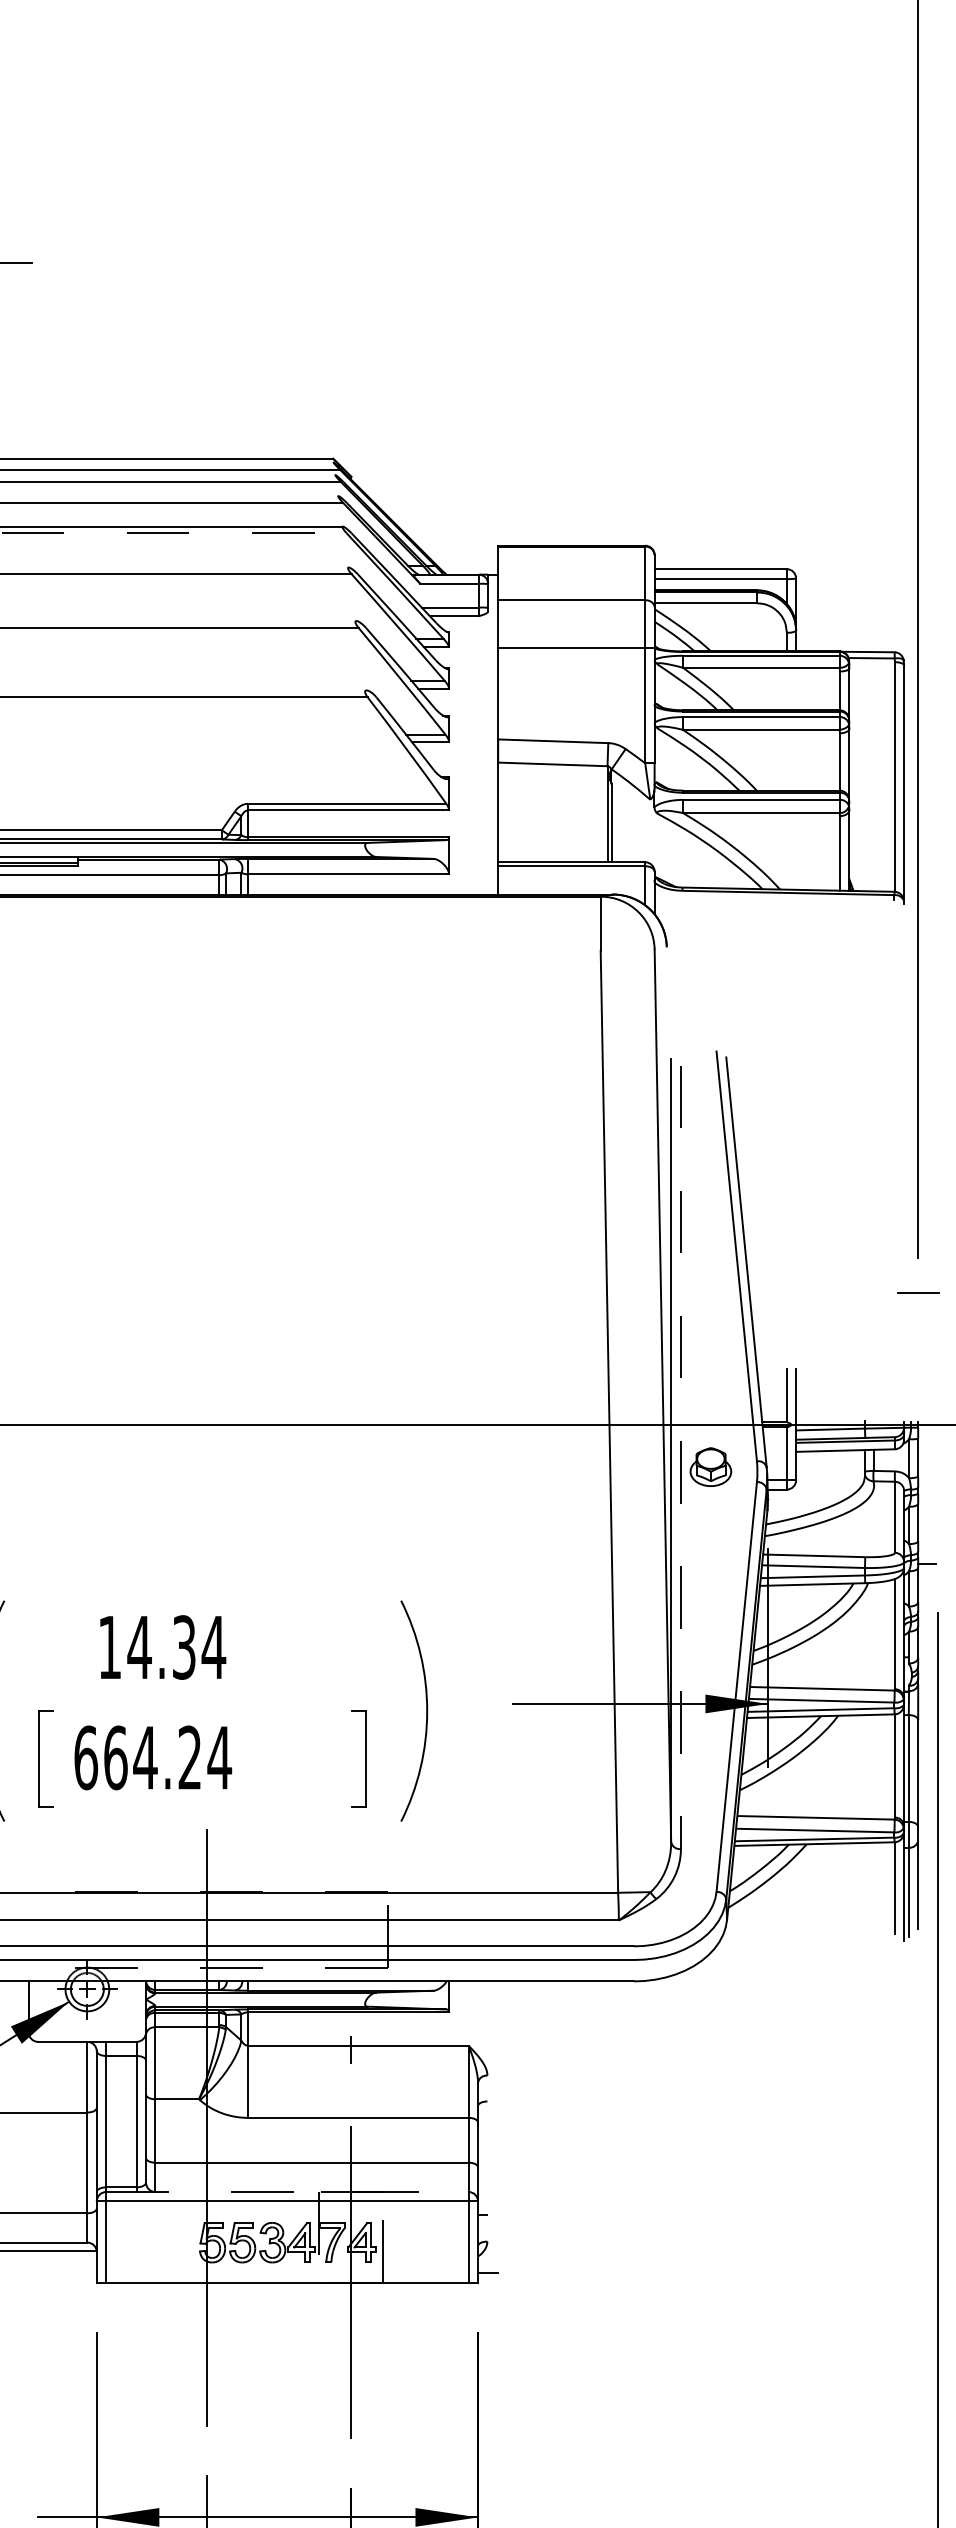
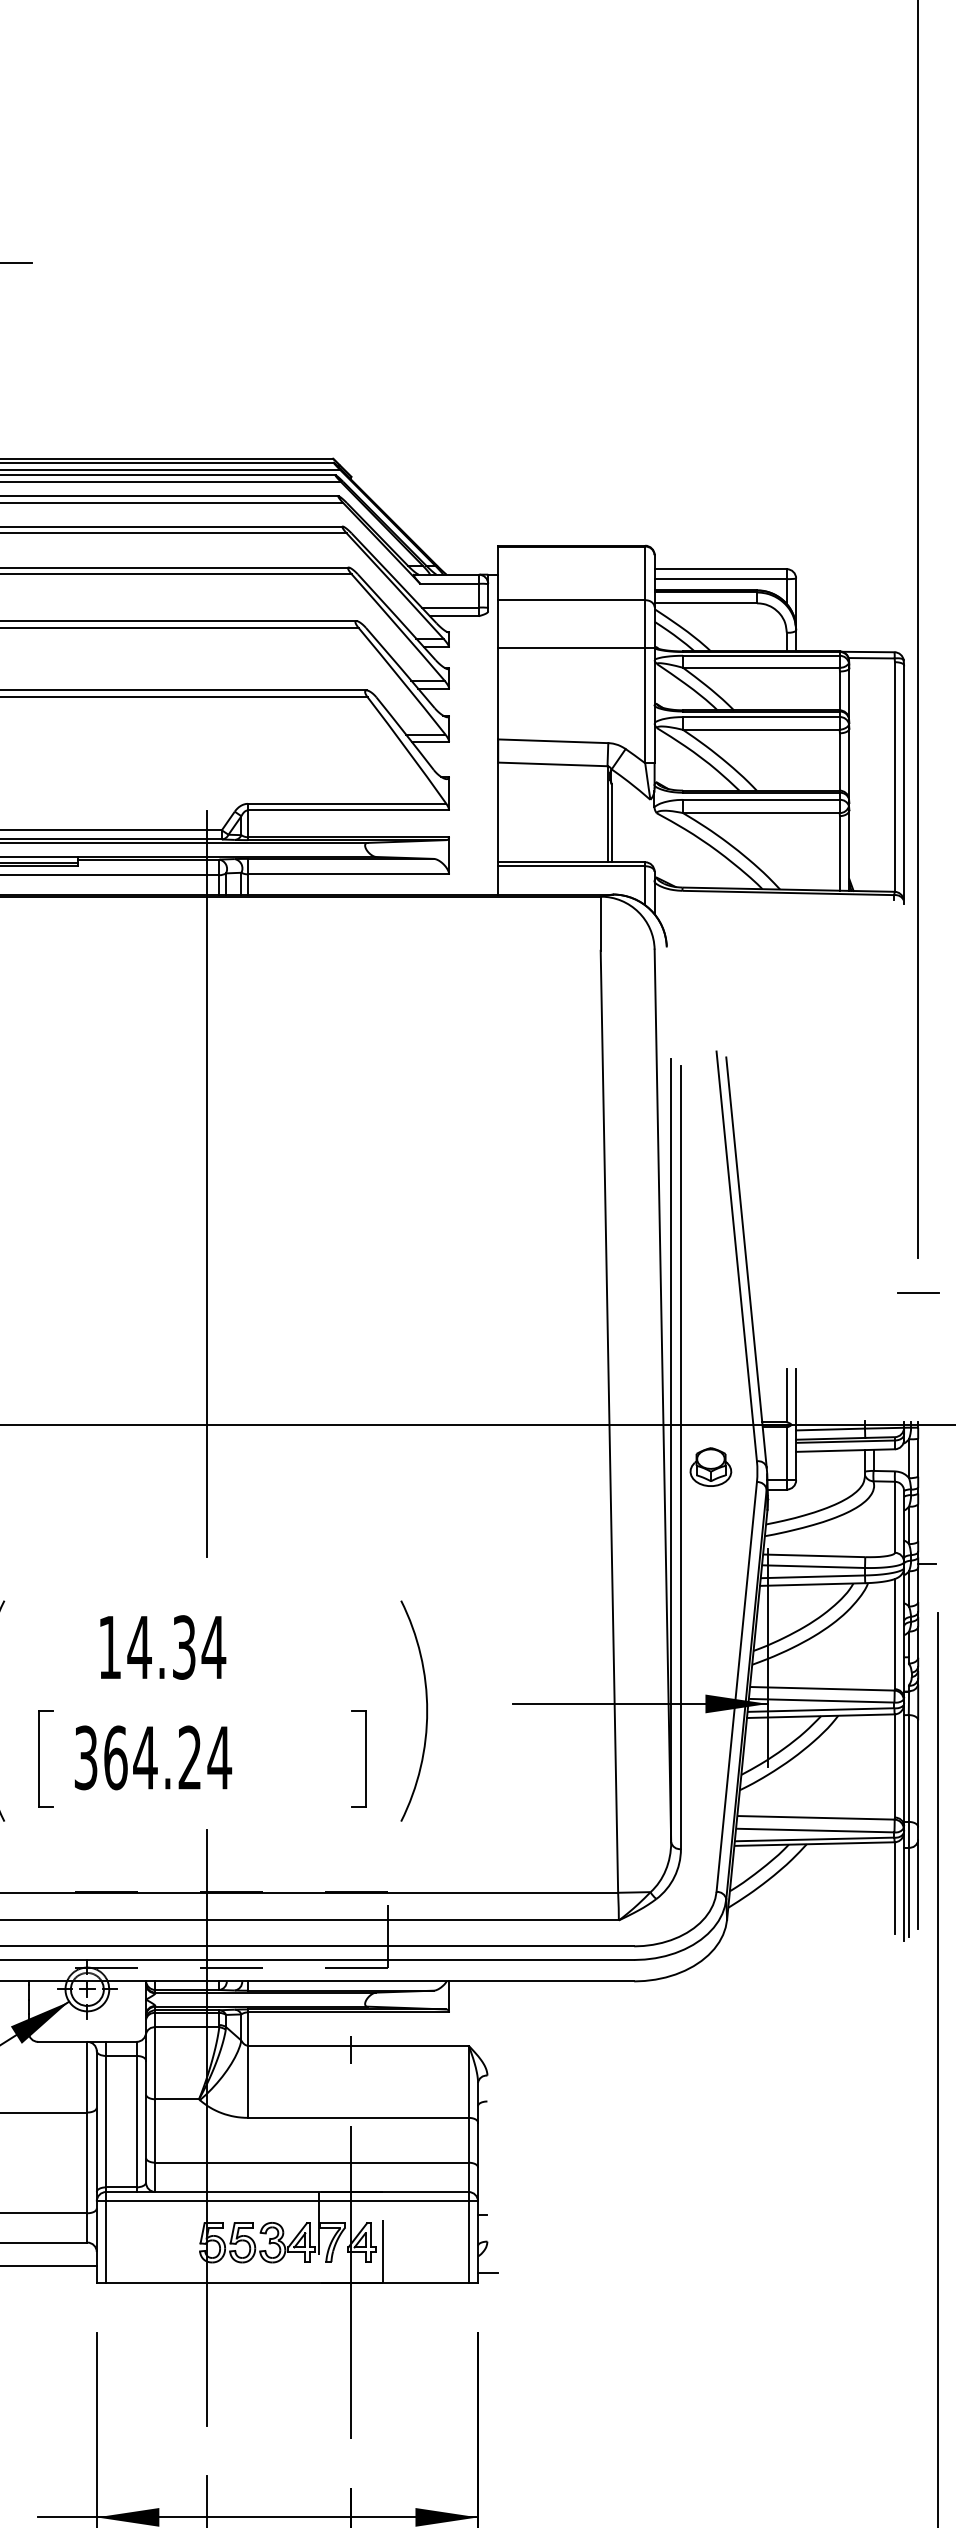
line: none -> present (167, 462)
line: none -> present (168, 475)
line: none -> present (170, 496)
line: dashed -> solid (173, 533)
line: none -> present (175, 567)
line: none -> present (179, 621)
line: none -> present (184, 690)
line: none -> present (207, 1183)
line: dashed -> solid (680, 1457)
text: 664.24 -> 364.24 (86, 1757)
line: dashed -> solid (287, 2192)
line position: (49, 2250) -> (49, 2265) (49, 2265)
